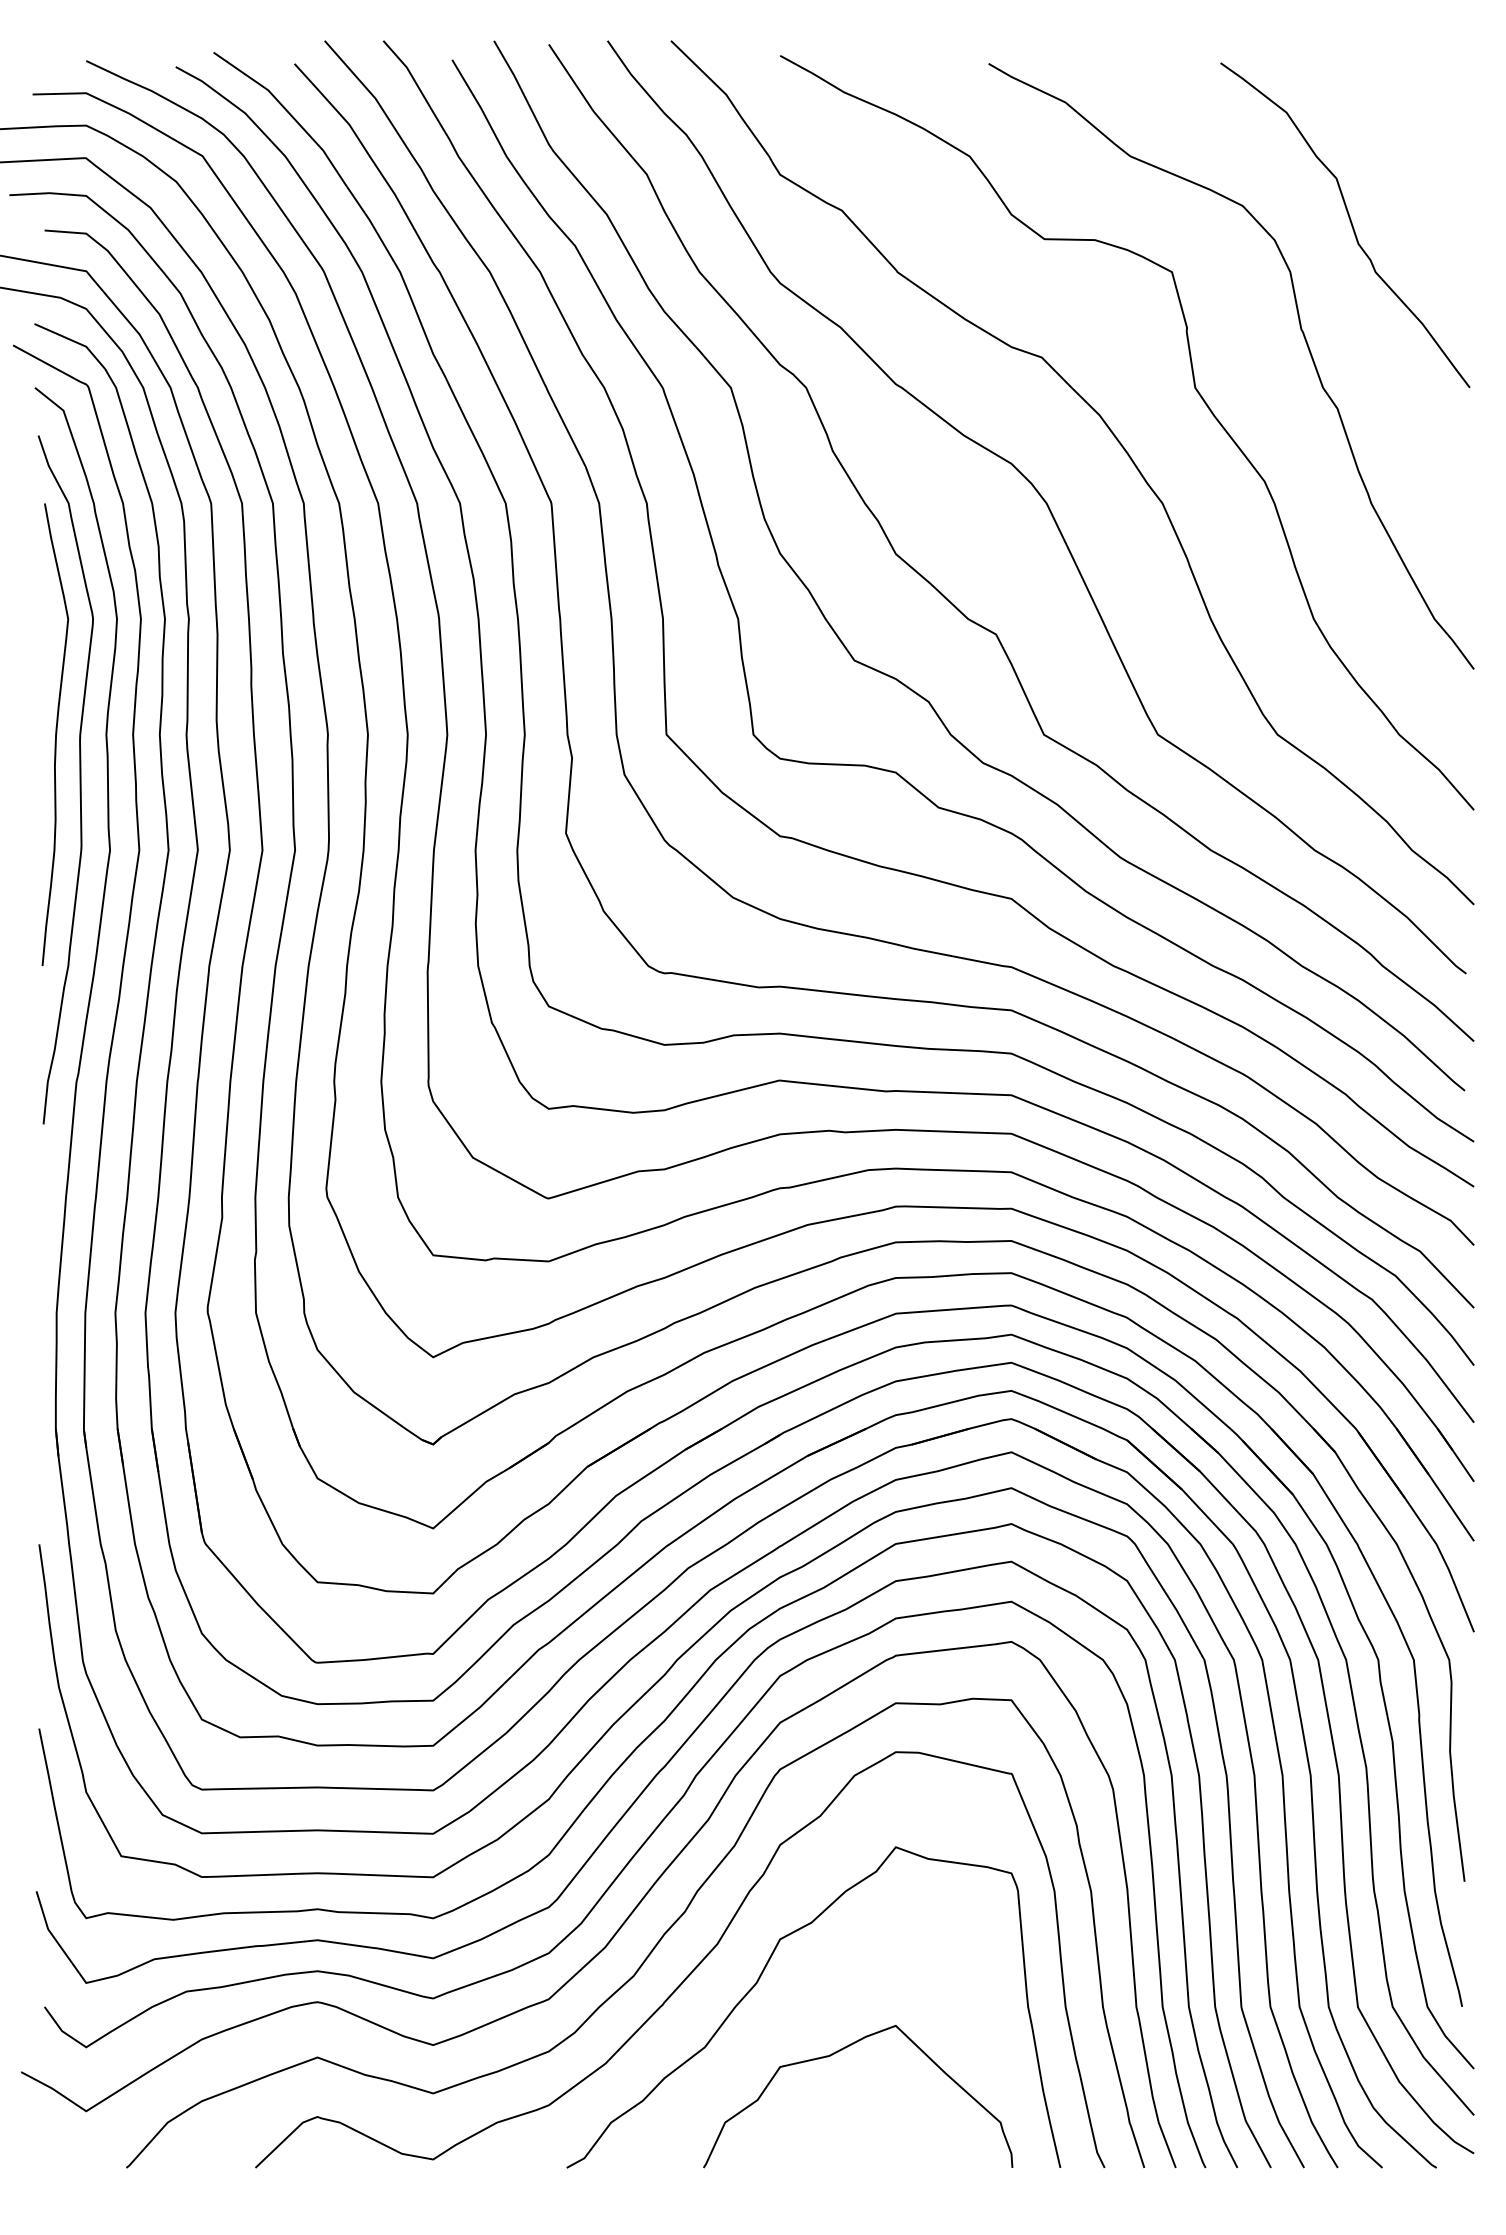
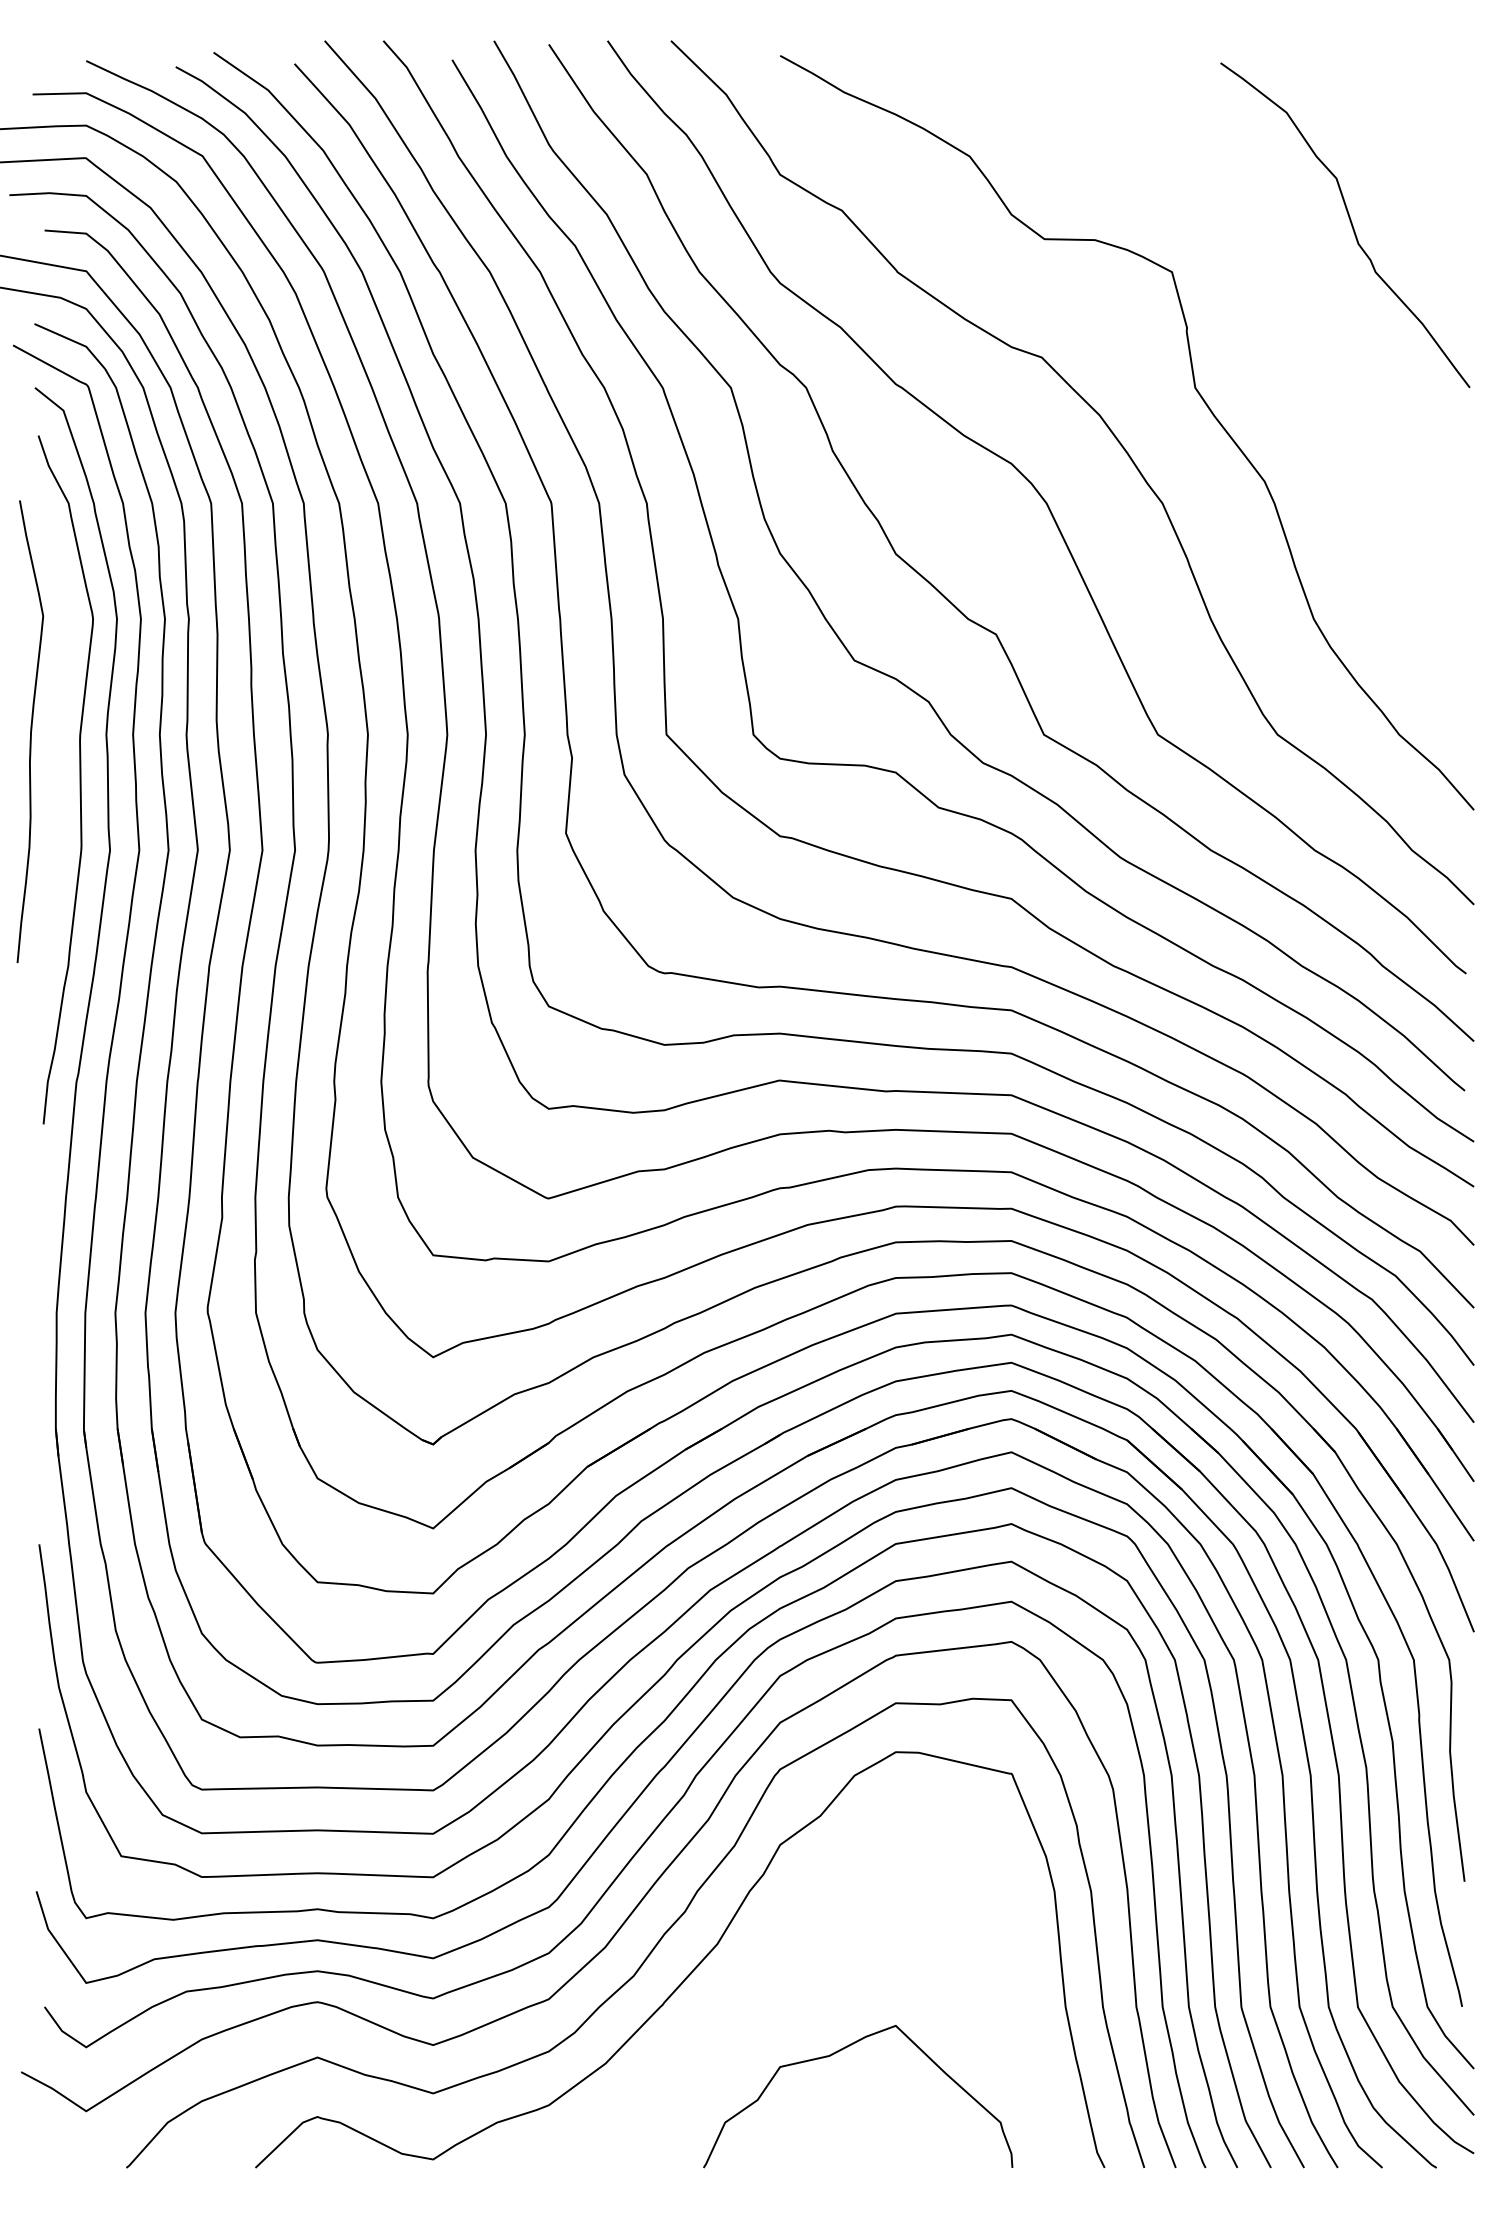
curve: present -> none (1305, 342)
curve position: (55, 734) -> (30, 731) (30, 731)
curve: present -> none (760, 1978)
